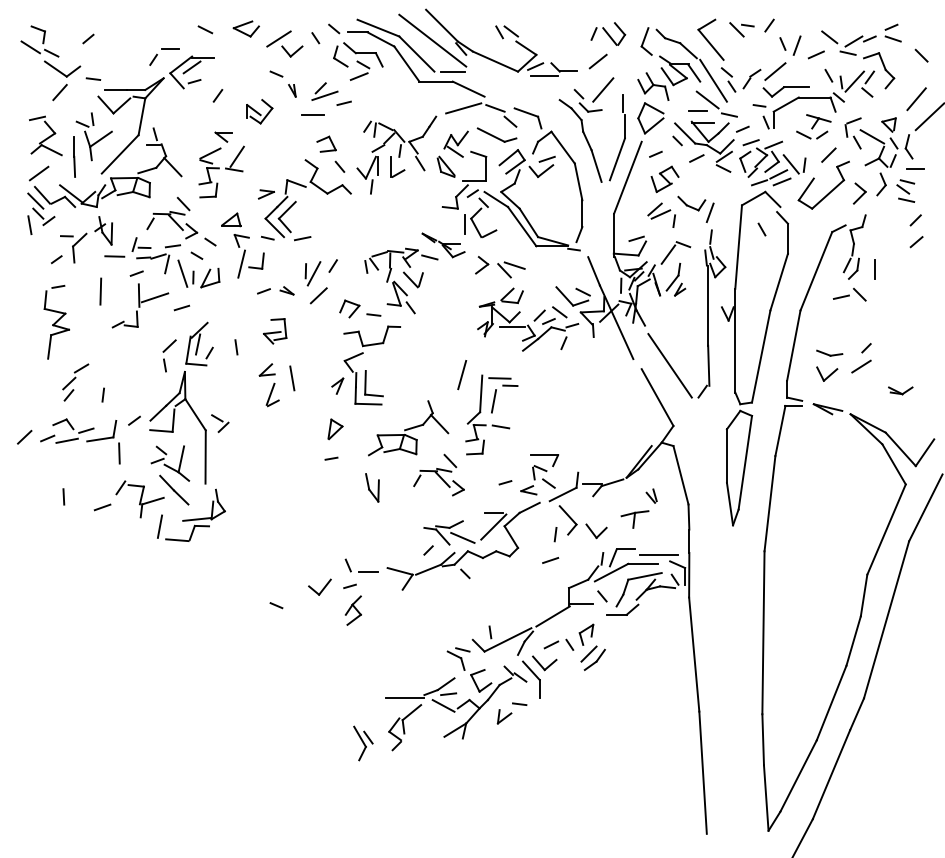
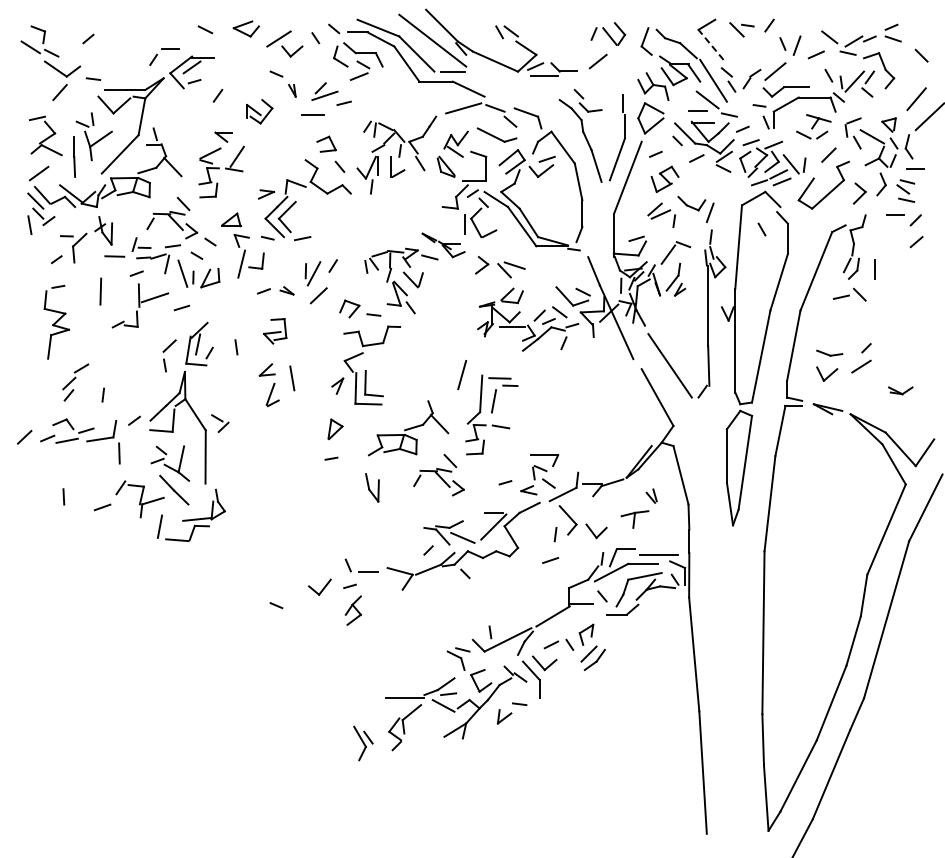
line: solid -> dashed (711, 44)
line: present -> none (603, 89)
line: none -> present (895, 214)
